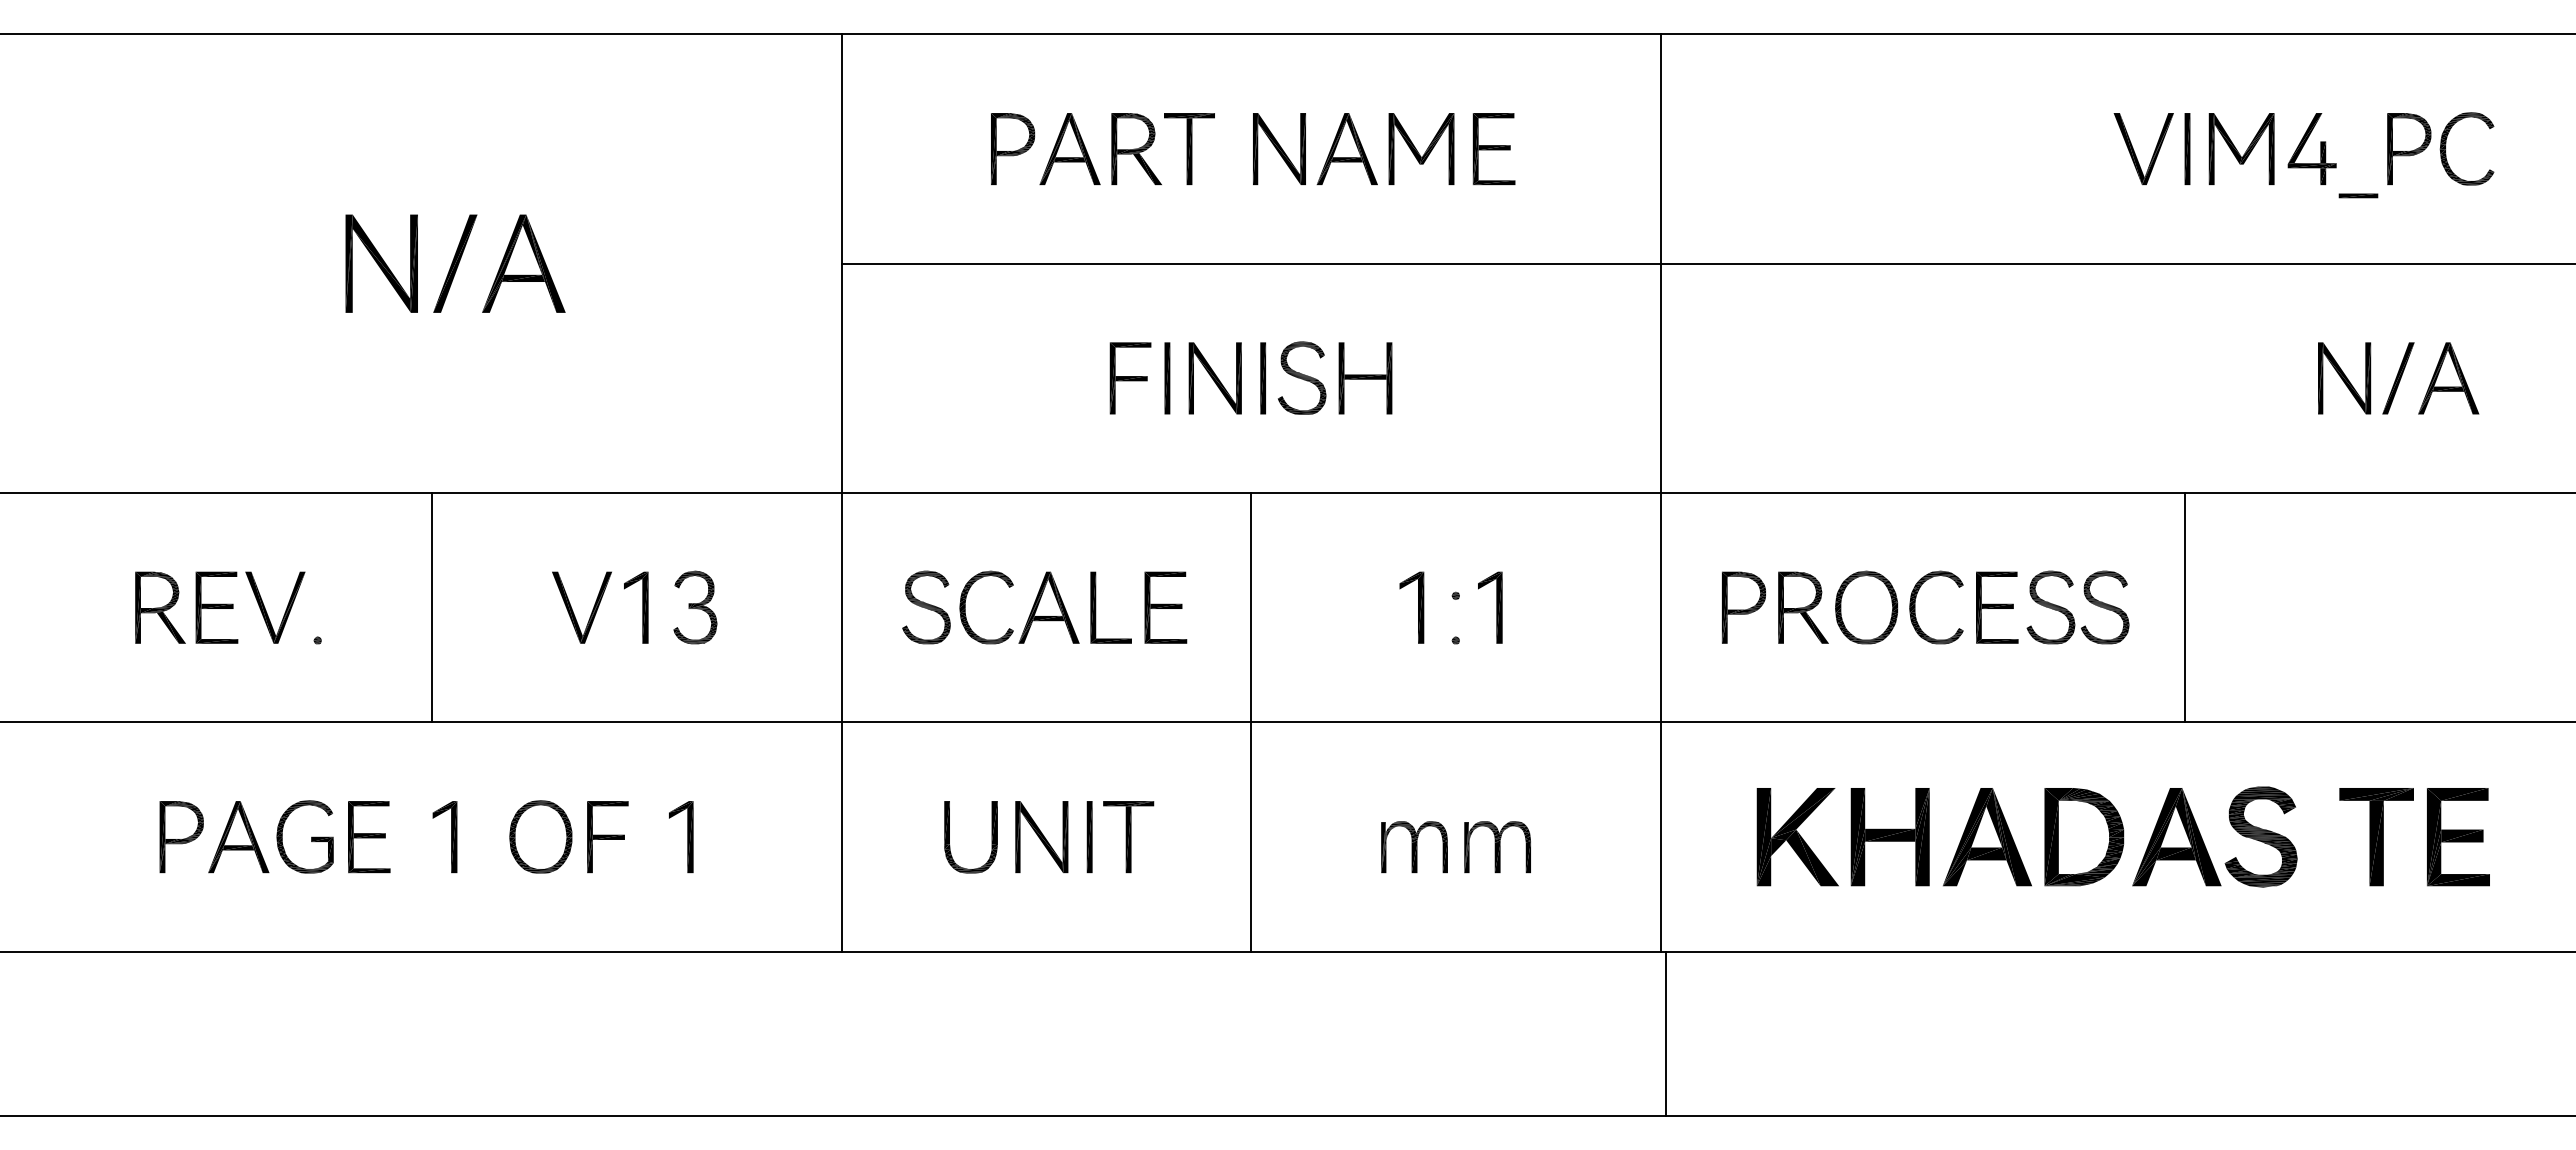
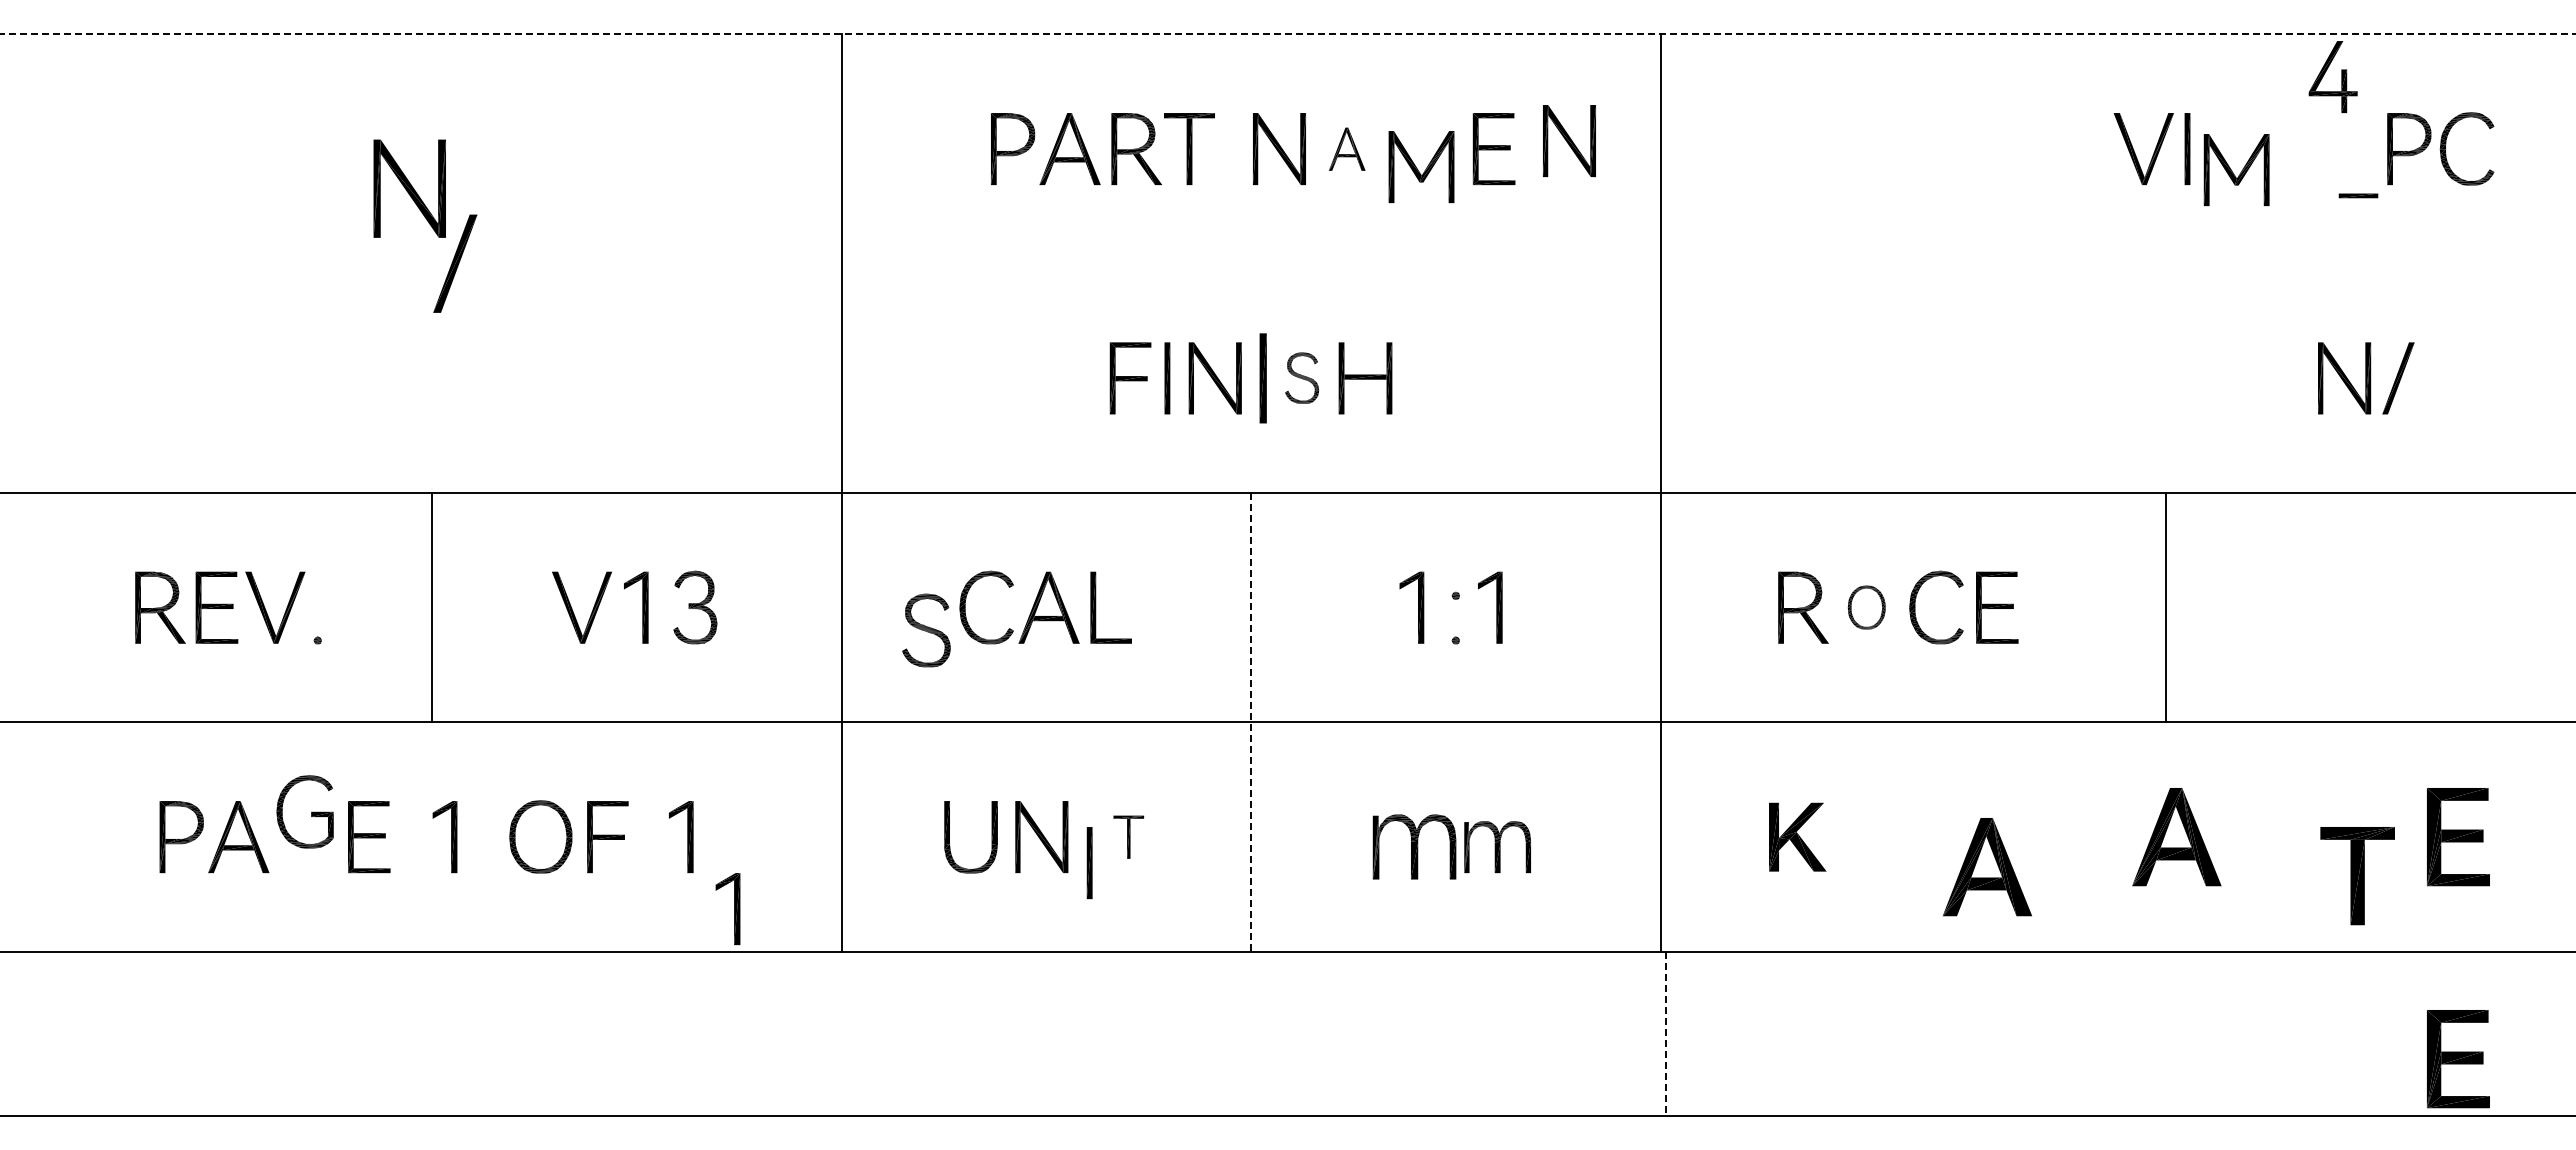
line: solid -> dashed (1287, 34)
part: none -> present (1569, 141)
part position: (2304, 145) -> (2325, 73) (2325, 73)
part size: 62x73 px -> 37x44 px (1347, 148)
part position: (1421, 149) -> (1421, 167) (1421, 167)
part position: (2241, 149) -> (2236, 170) (2236, 170)
part position: (381, 263) -> (409, 188) (409, 188)
part: present -> none (523, 263)
line: present -> none (1706, 263)
part size: 50x74 px -> 35x52 px (1302, 377)
part size: 6x73 px -> 8x91 px (1262, 378)
part: present -> none (2448, 378)
part position: (926, 607) -> (926, 630) (926, 630)
part: present -> none (1165, 607)
part: present -> none (1743, 607)
part size: 64x75 px -> 39x45 px (1866, 607)
line position: (2184, 607) -> (2165, 607) (2165, 607)
part: present -> none (2071, 613)
line: solid -> dashed (1251, 722)
part position: (311, 836) -> (311, 811) (311, 811)
part: present -> none (2260, 836)
part position: (1089, 837) -> (1089, 863) (1089, 863)
part size: 52x73 px -> 31x44 px (1128, 836)
part size: 83x99 px -> 58x70 px (1797, 836)
part: present -> none (1889, 837)
part position: (1987, 837) -> (1987, 867) (1987, 867)
part: present -> none (2084, 837)
part position: (2376, 837) -> (2357, 876) (2357, 876)
part size: 67x53 px -> 85x66 px (1414, 846)
part: none -> present (734, 909)
line: solid -> dashed (1665, 1033)
part: none -> present (2458, 1059)
